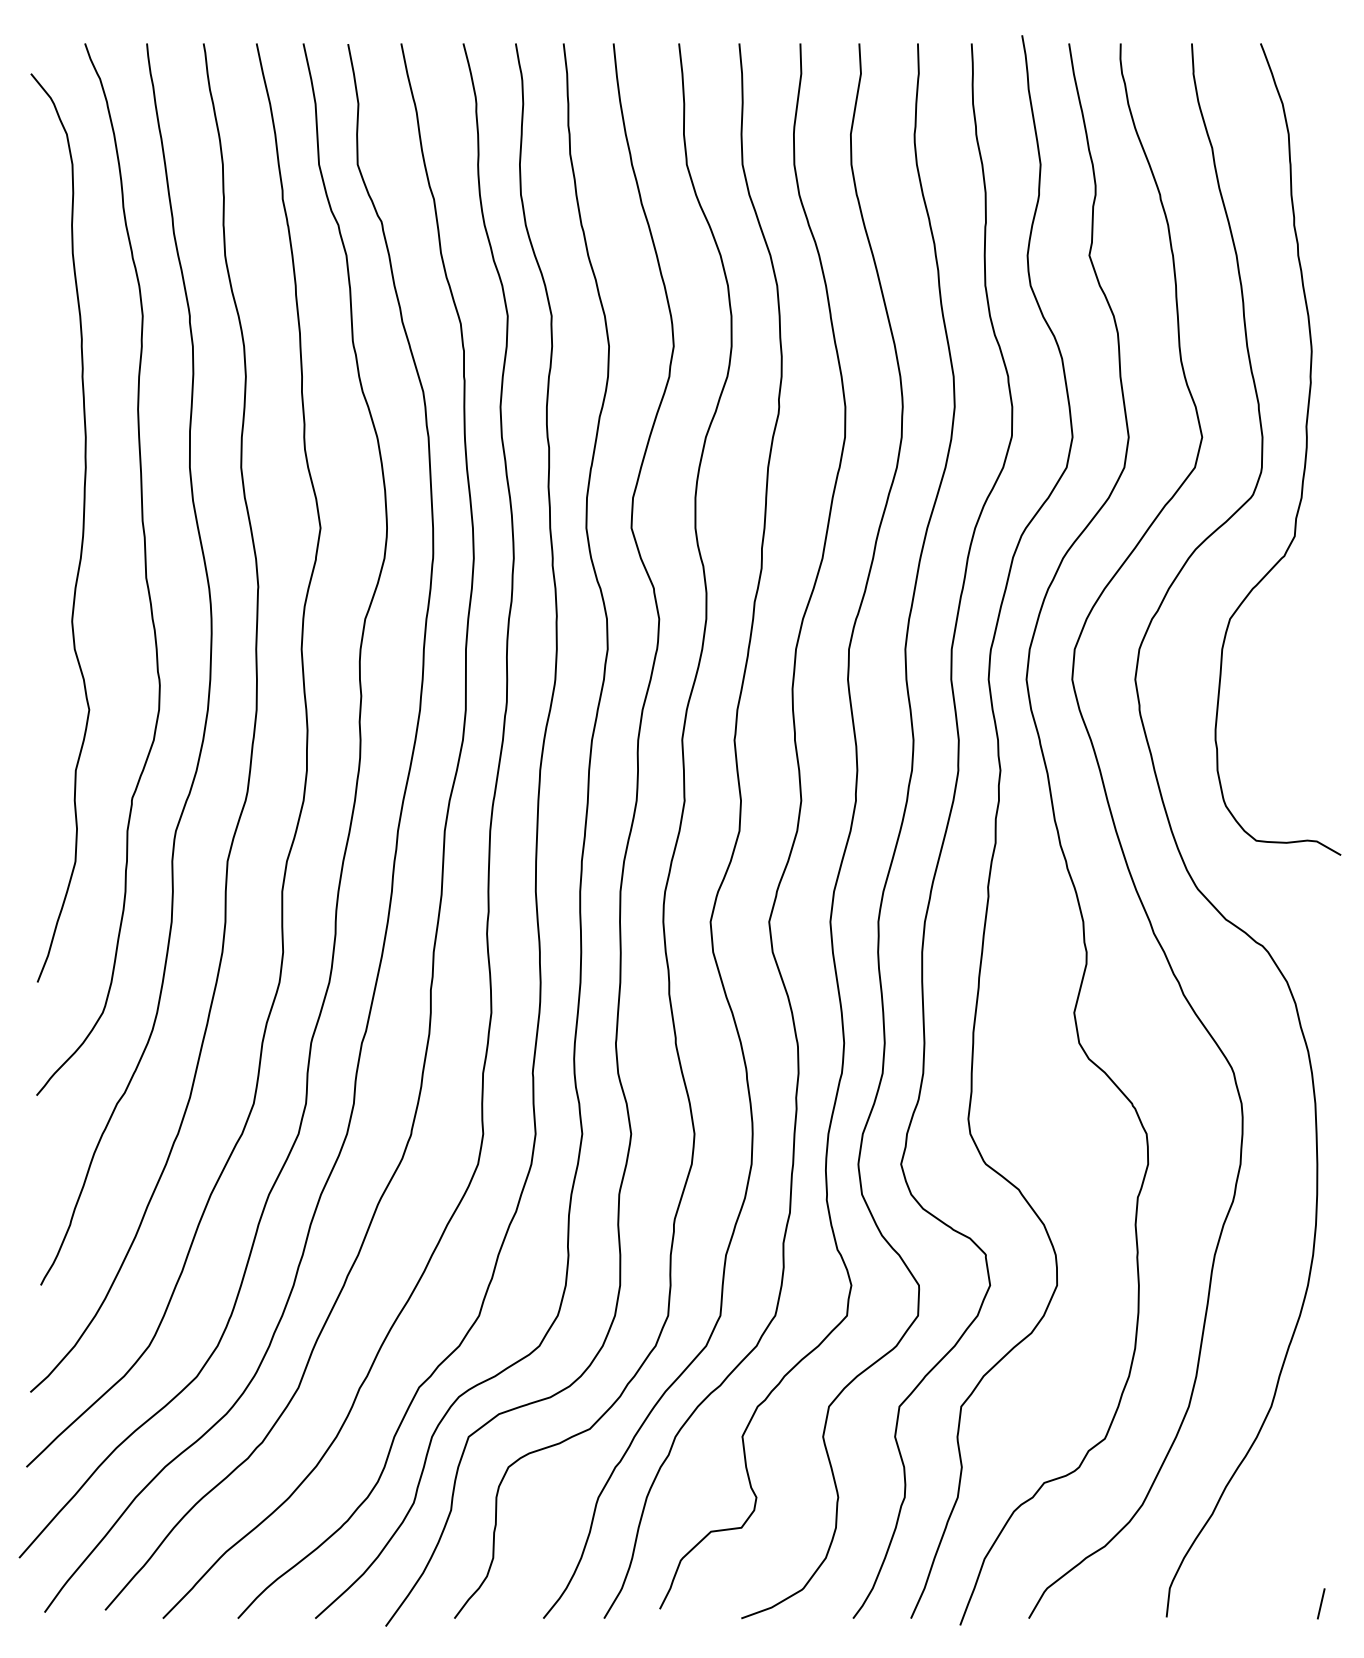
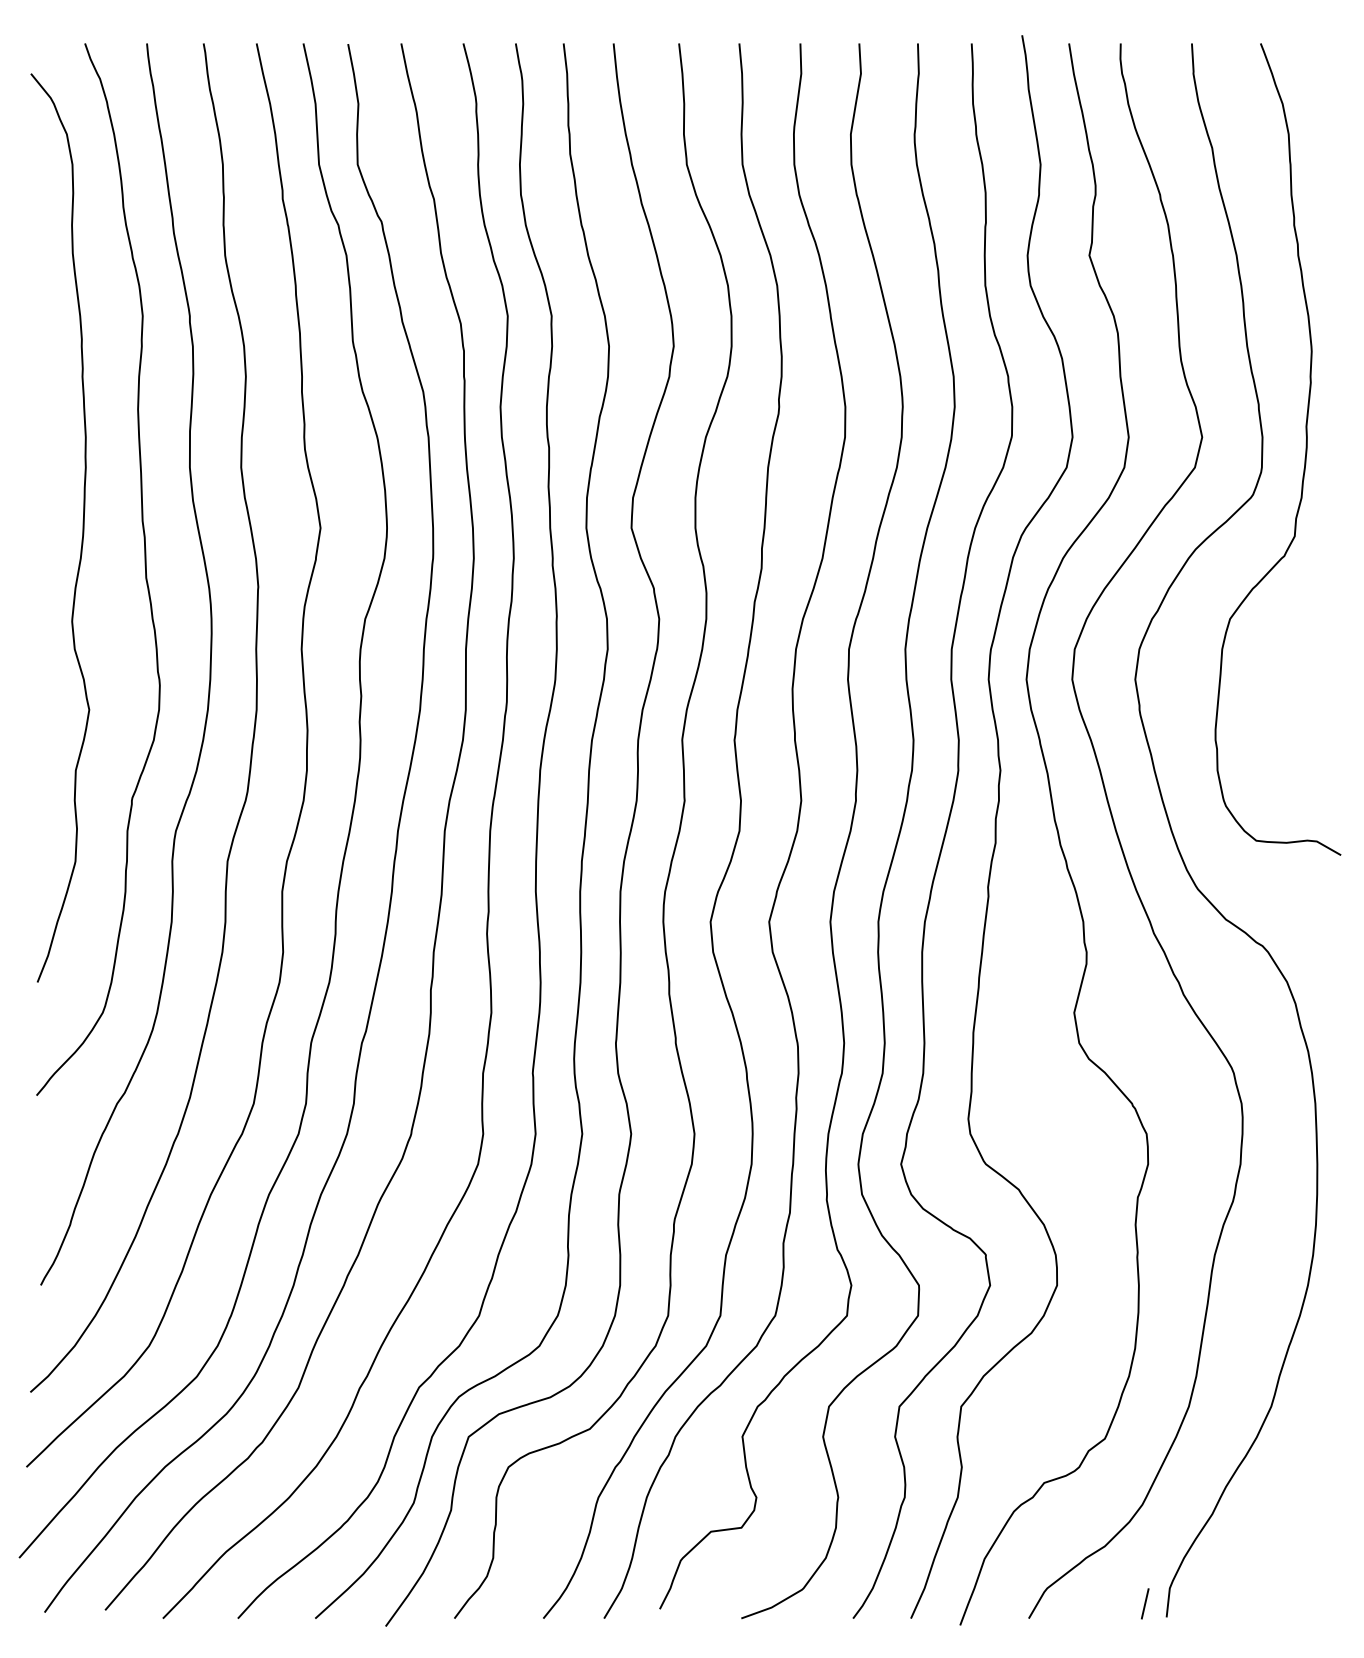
line position: (1321, 1603) -> (1145, 1603) (1145, 1603)
